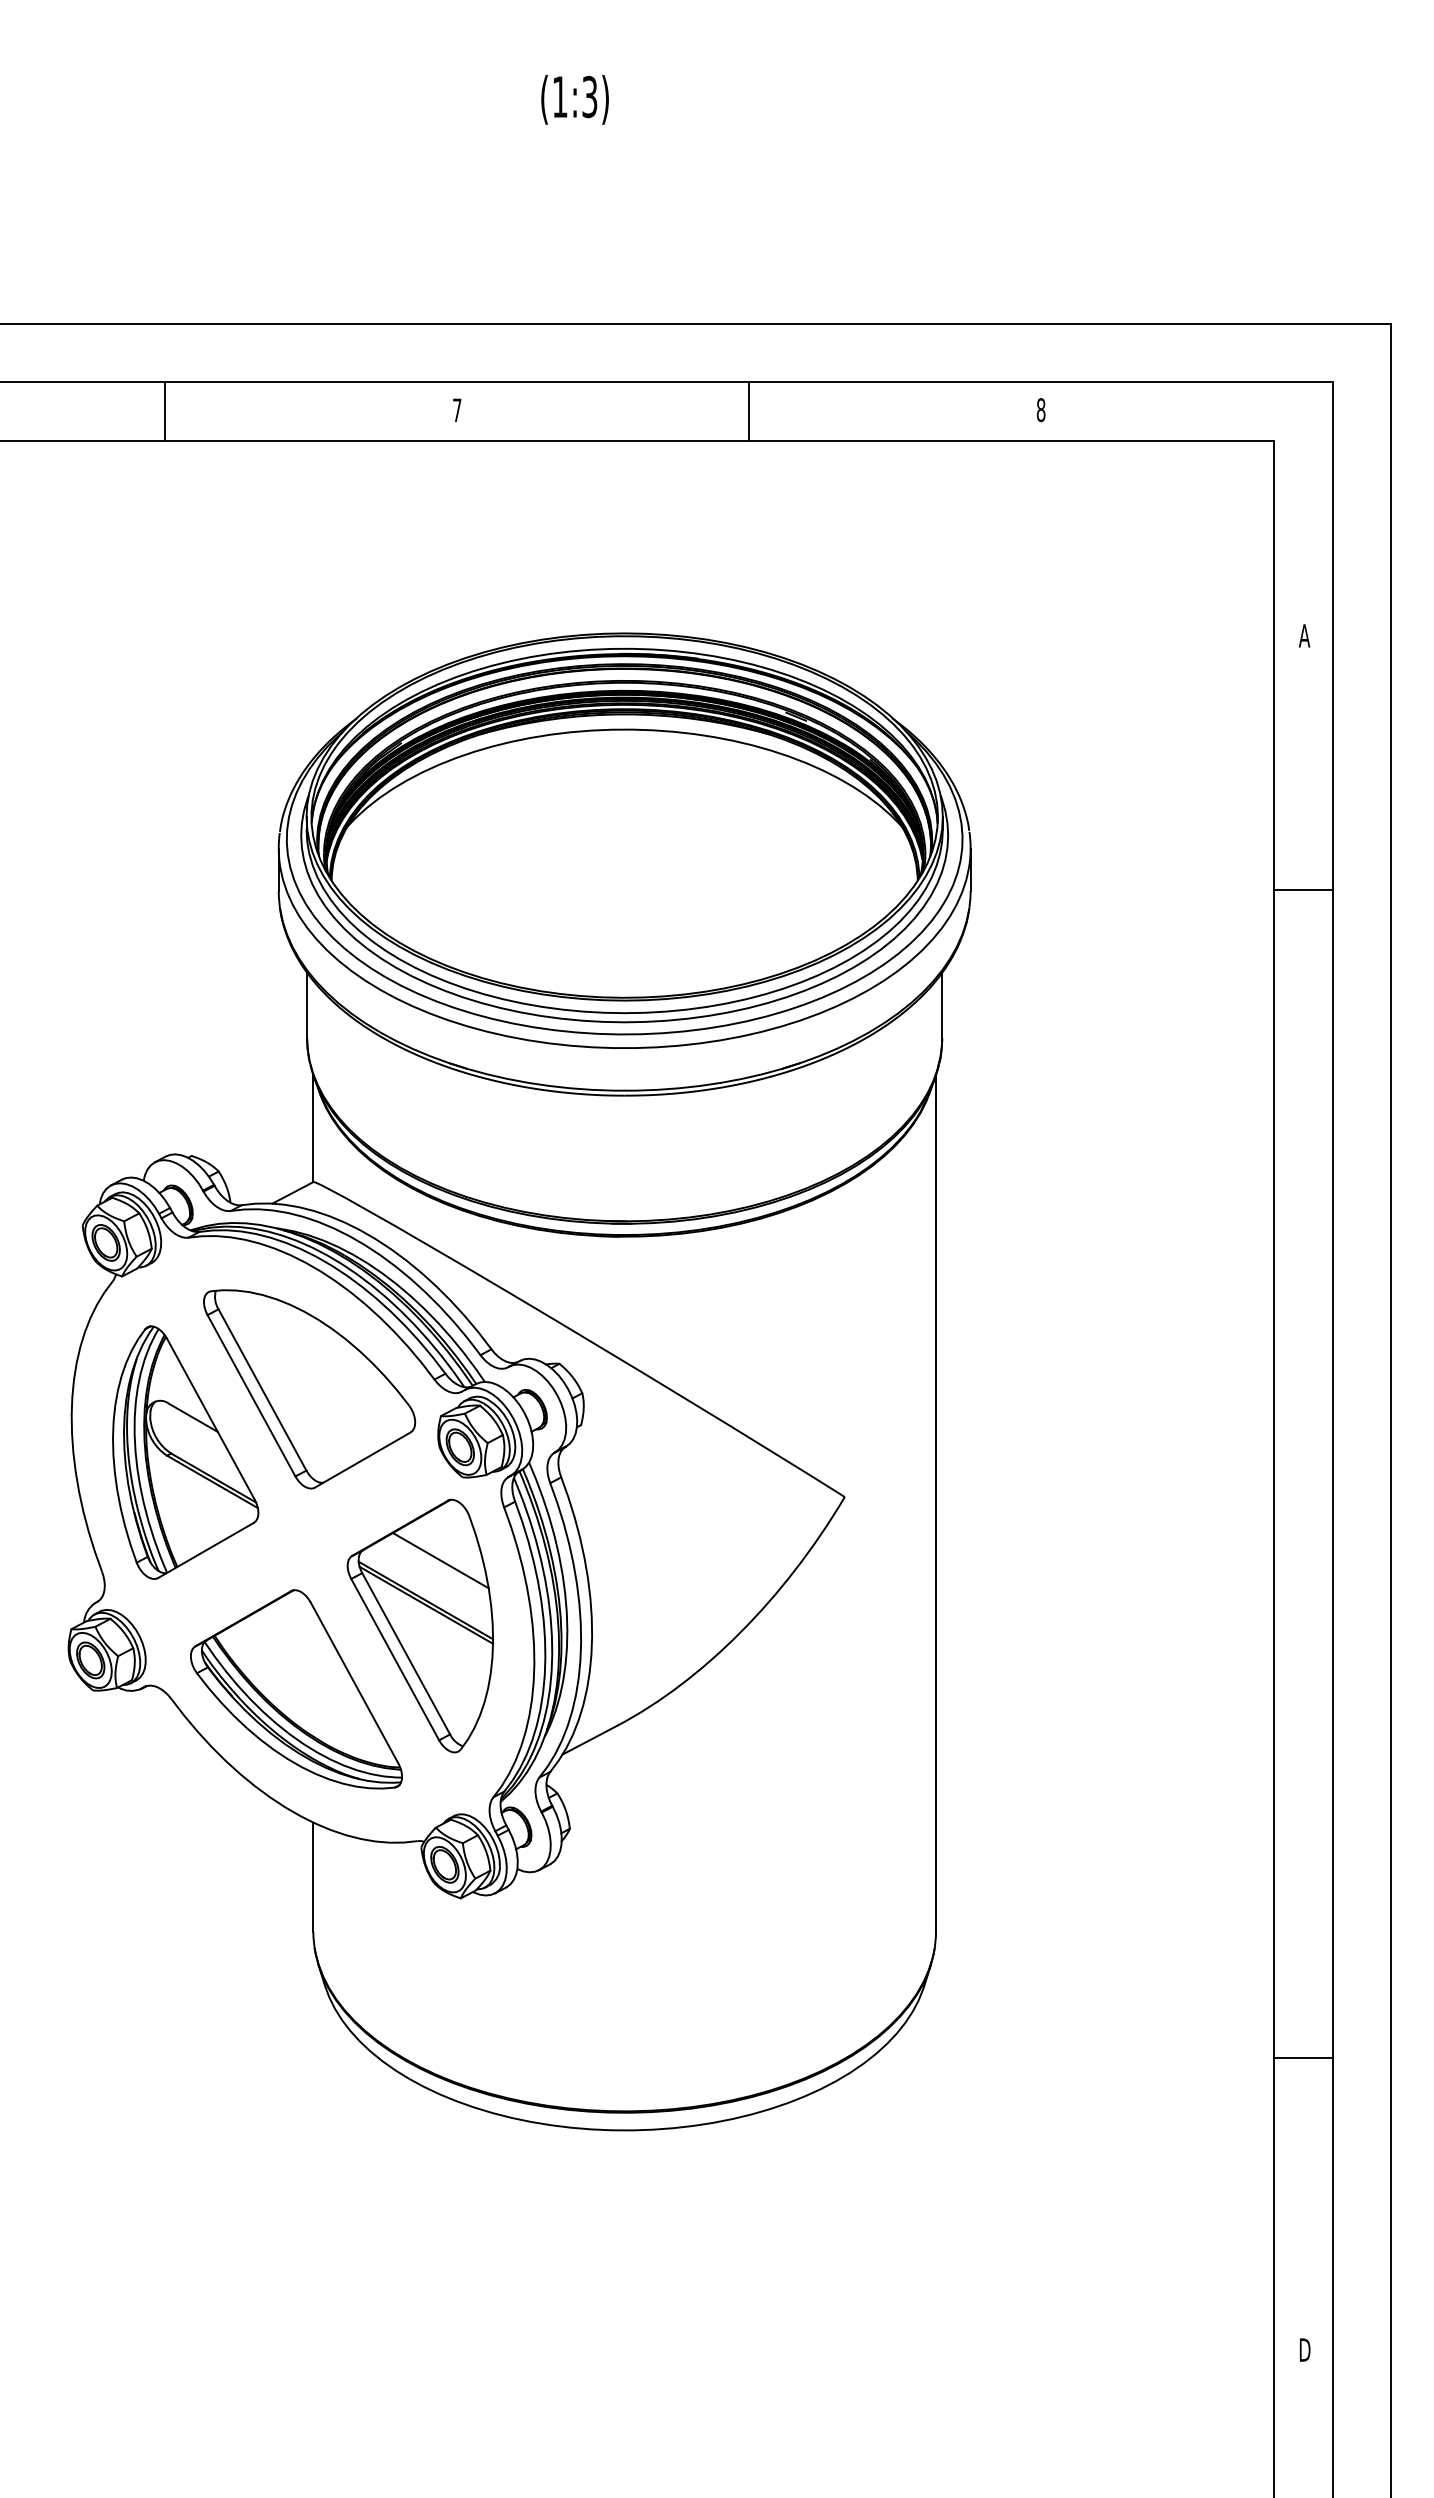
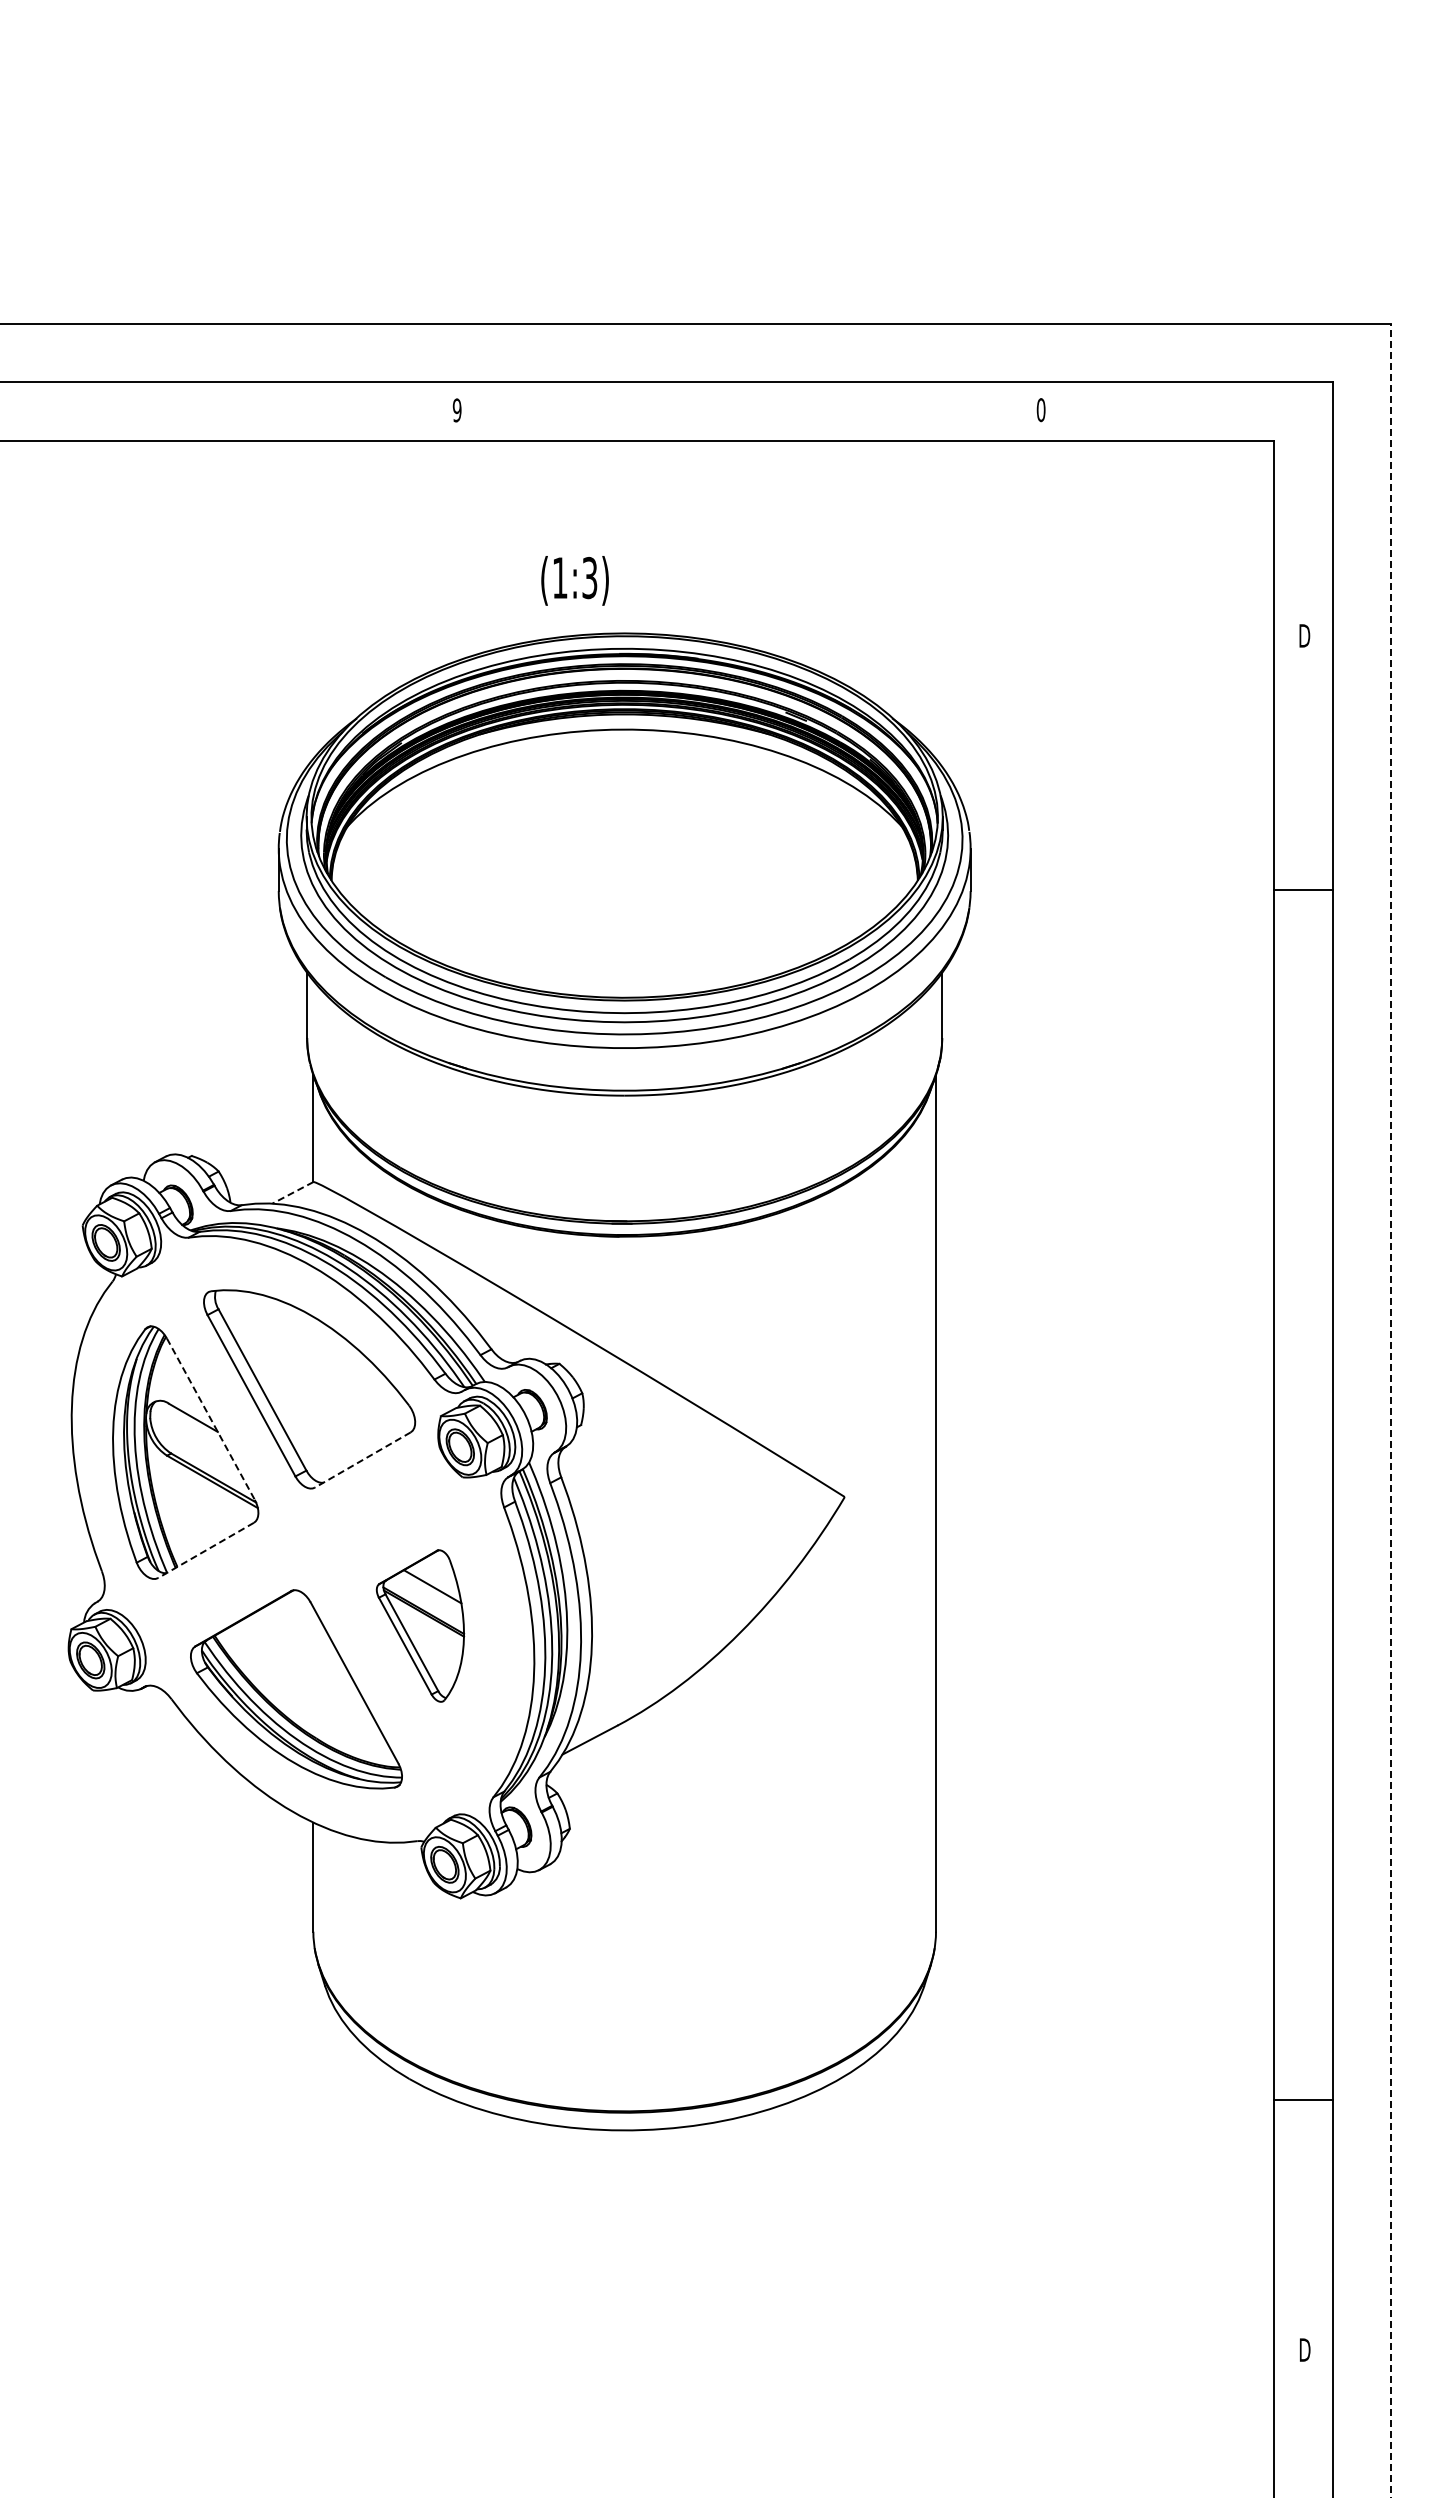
text position: (574, 99) -> (574, 580) (574, 580)
text: 8 -> 0 (1040, 409)
text: 7 -> 9 (456, 410)
line: present -> none (165, 411)
line: present -> none (748, 411)
text: A -> D (1304, 635)
line: solid -> dashed (292, 1193)
line: solid -> dashed (1391, 1410)
line: solid -> dashed (210, 1419)
line: solid -> dashed (362, 1460)
line: solid -> dashed (205, 1550)
part size: 149x256 px -> 91x154 px (420, 1625)
line position: (1303, 2057) -> (1303, 2099) (1303, 2099)
